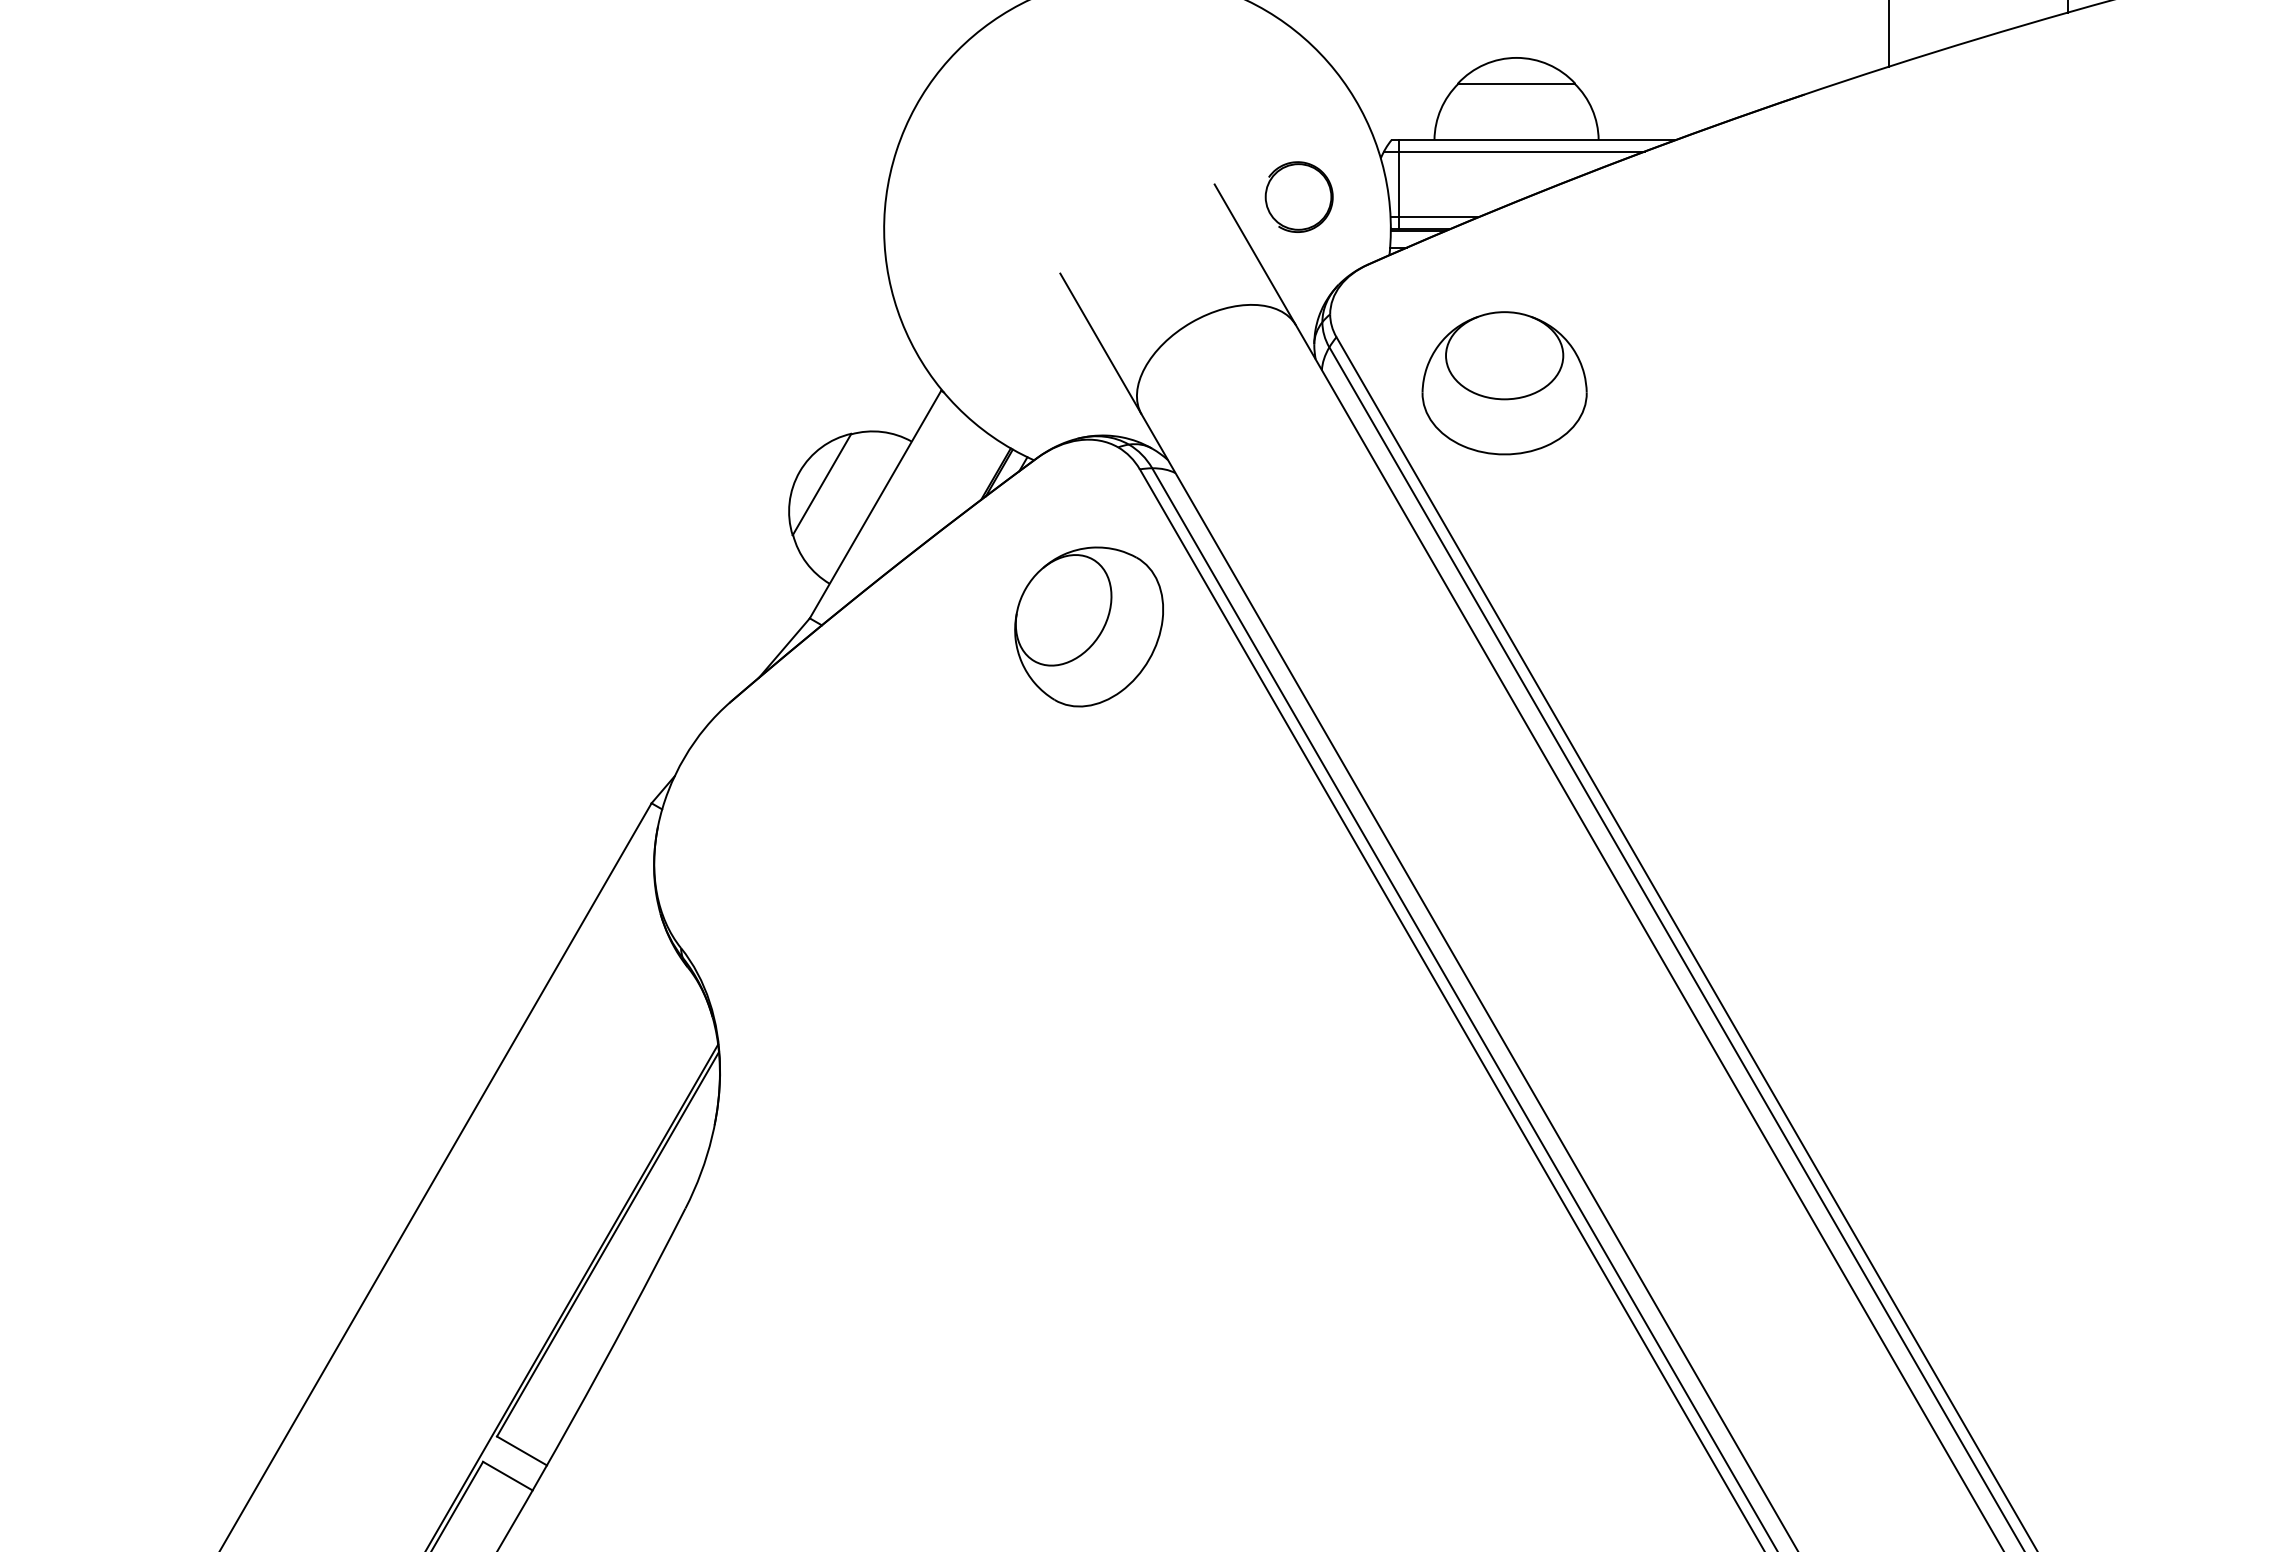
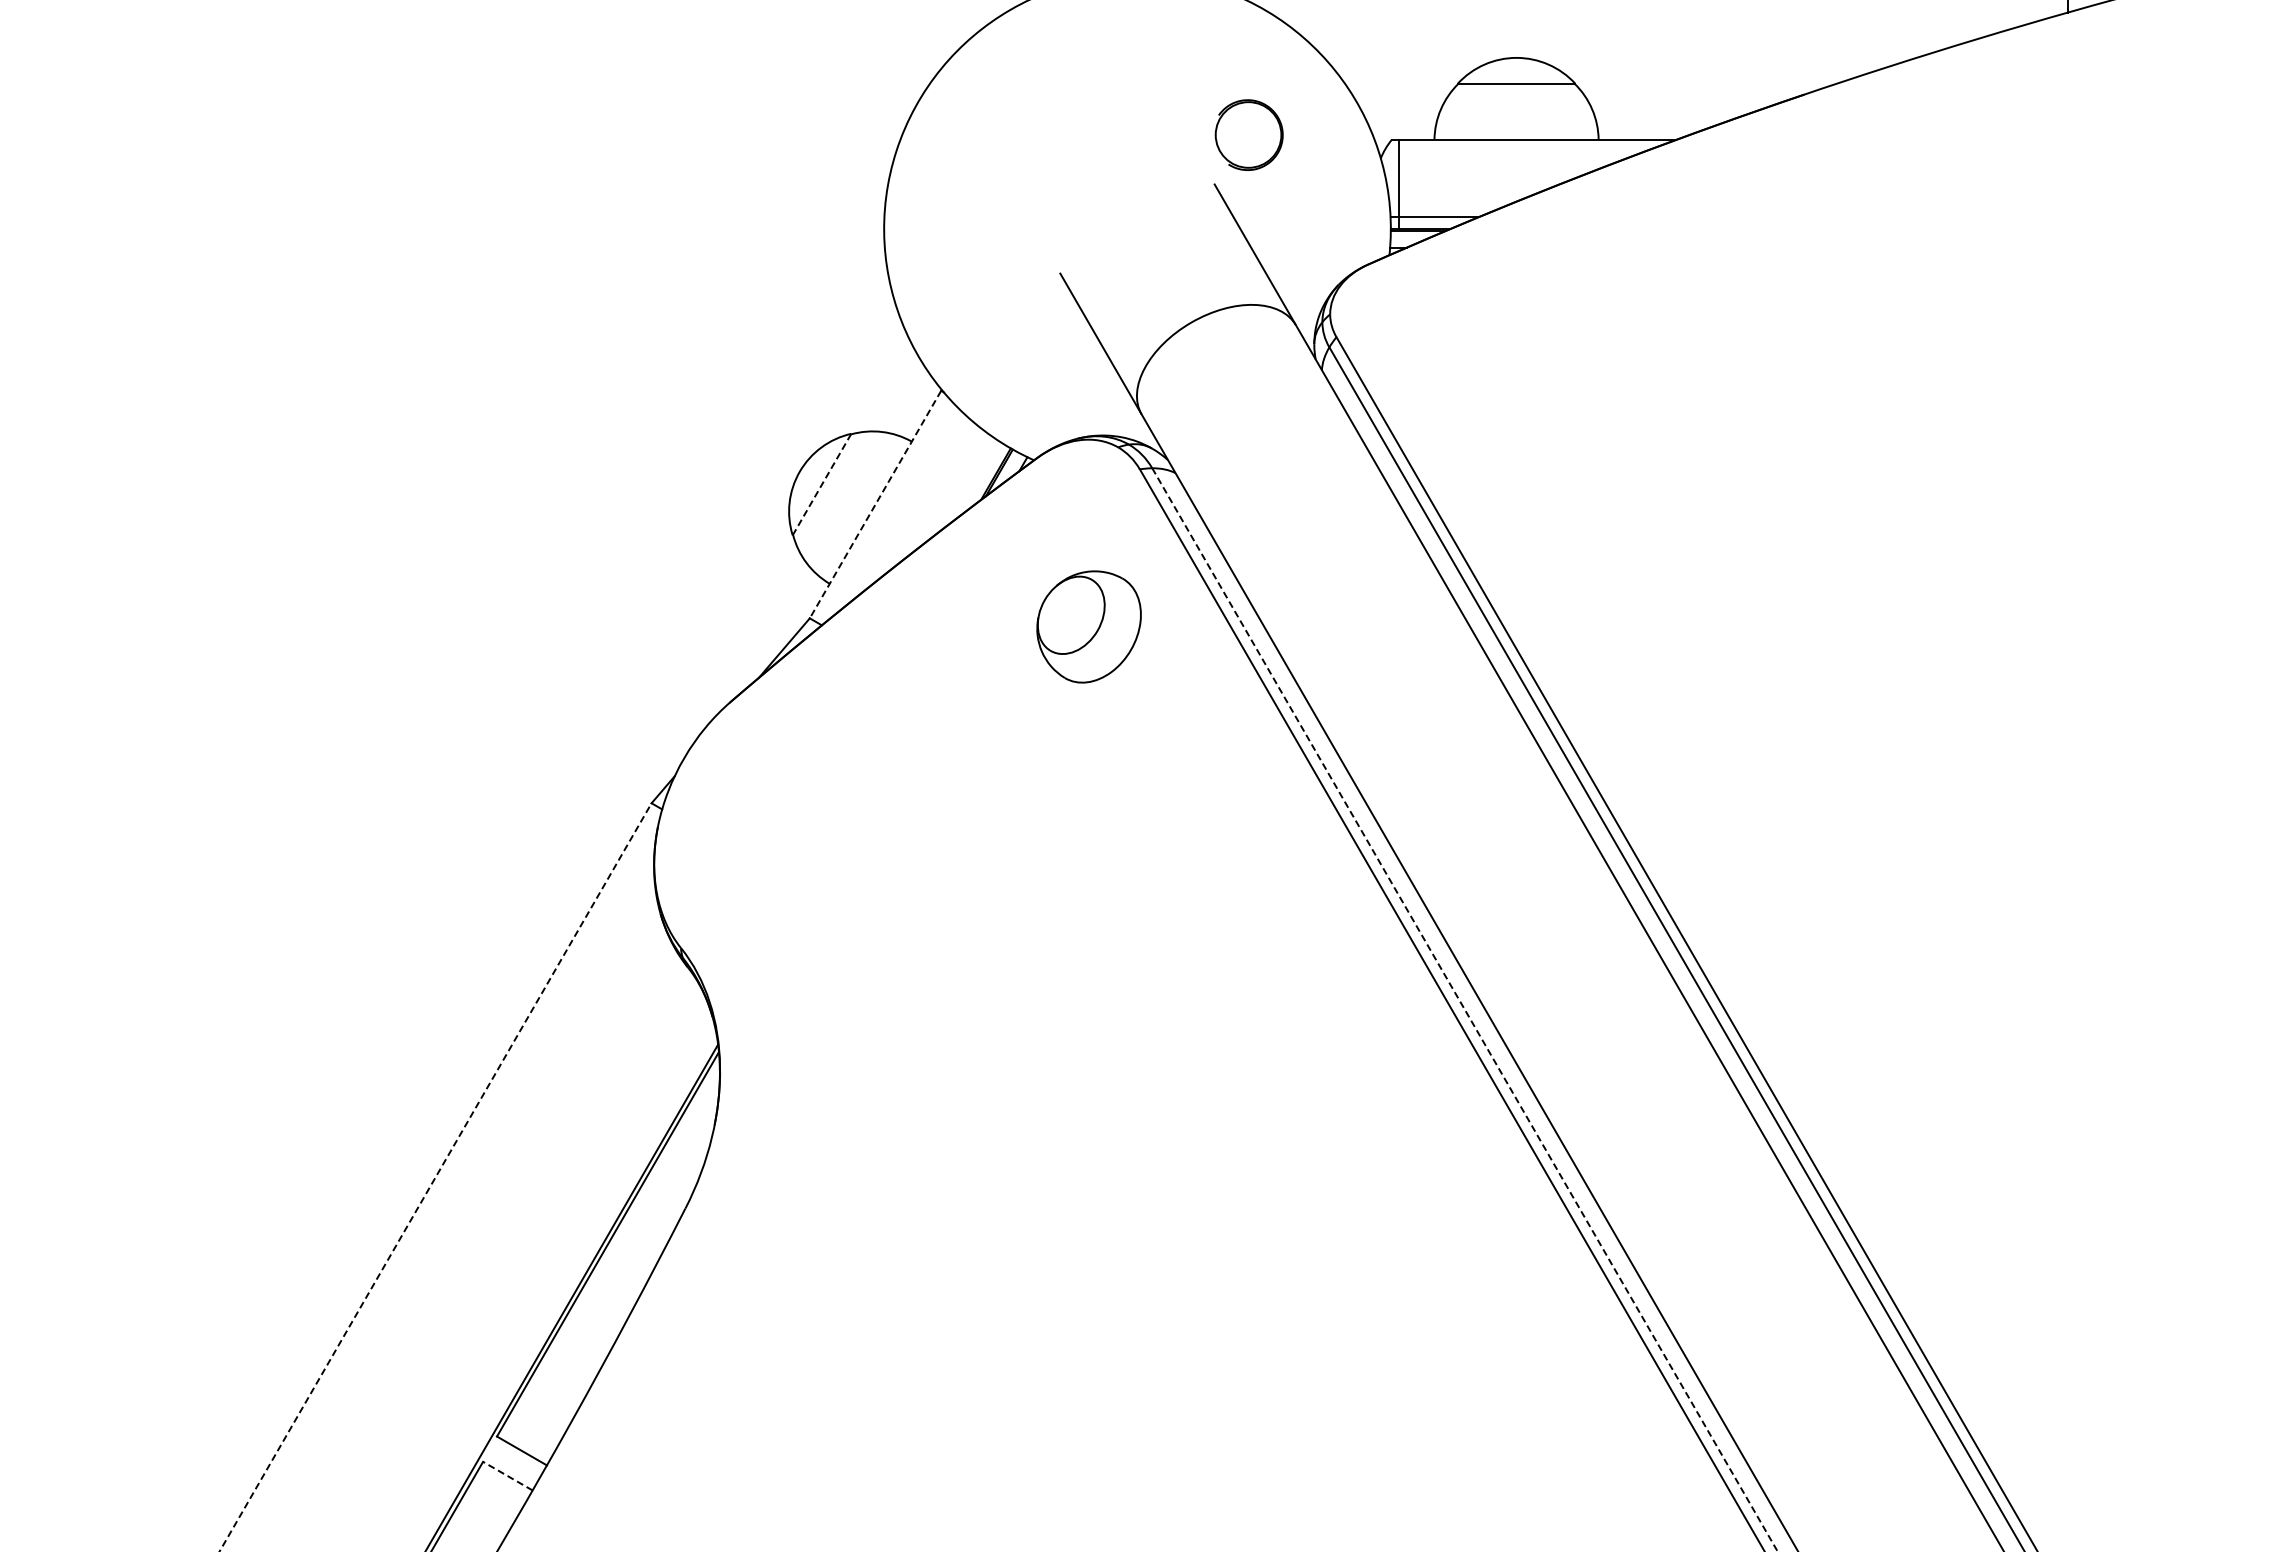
line: present -> none (1889, 34)
line: present -> none (1513, 151)
part position: (1298, 196) -> (1248, 134) (1248, 134)
part: present -> none (1504, 383)
line: solid -> dashed (822, 484)
line: solid -> dashed (875, 505)
part size: 150x162 px -> 106x114 px (1088, 626)
line: solid -> dashed (1465, 1010)
line: solid -> dashed (435, 1177)
line: solid -> dashed (507, 1476)
